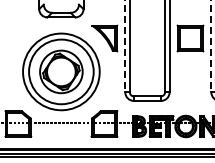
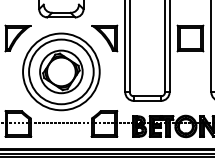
part: none -> present (17, 38)
line: dashed -> solid (125, 46)
line: dashed -> solid (211, 46)
